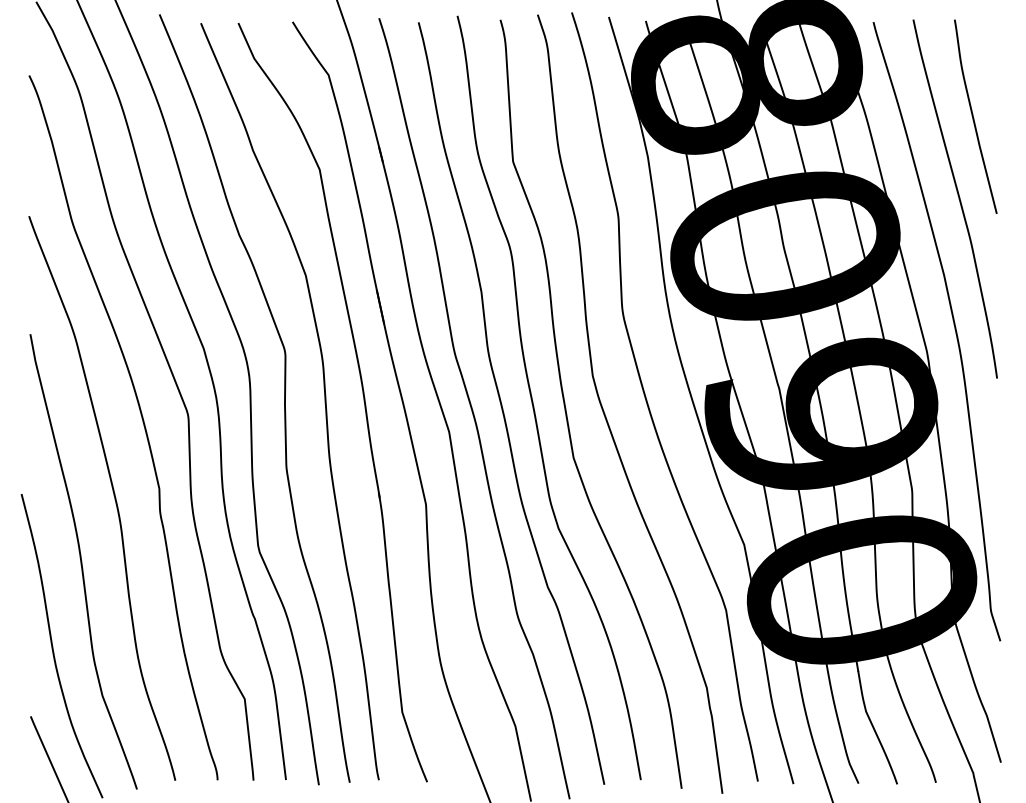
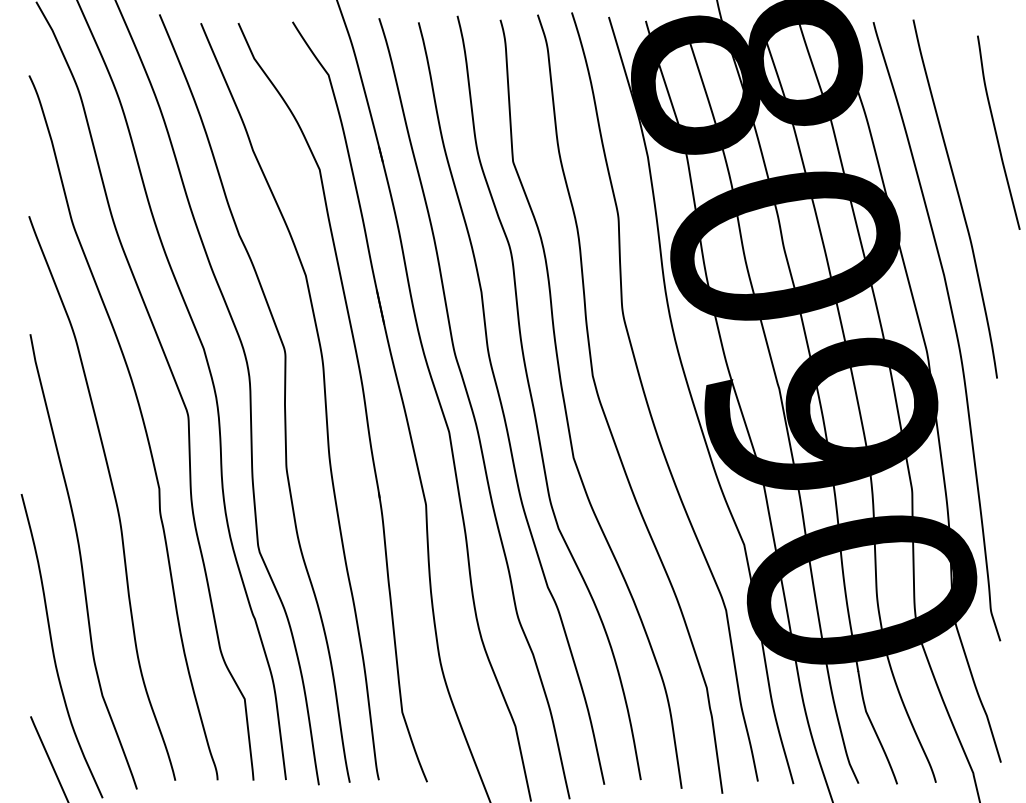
curve position: (973, 116) -> (996, 132) (996, 132)
